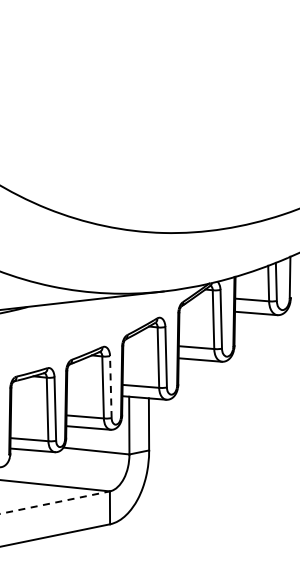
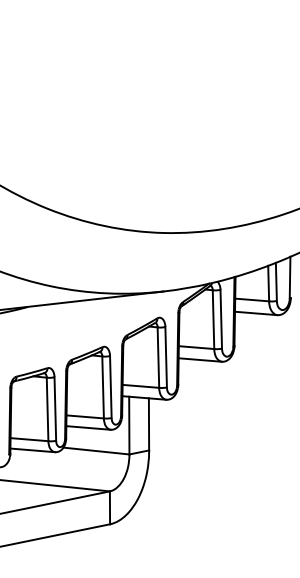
line: dashed -> solid (110, 387)
line: dashed -> solid (55, 502)
